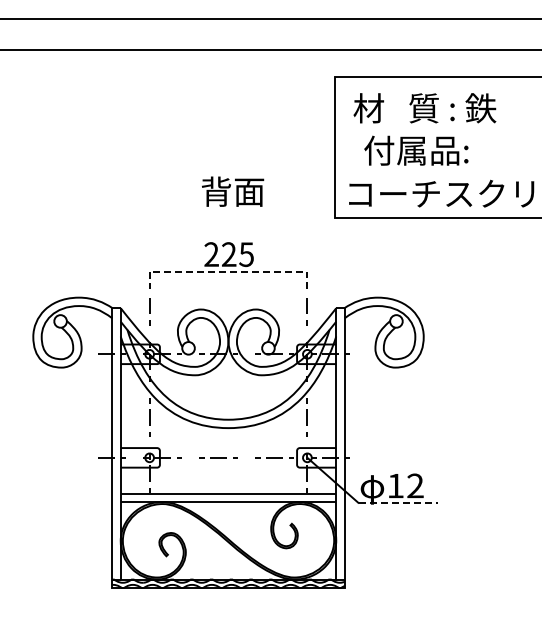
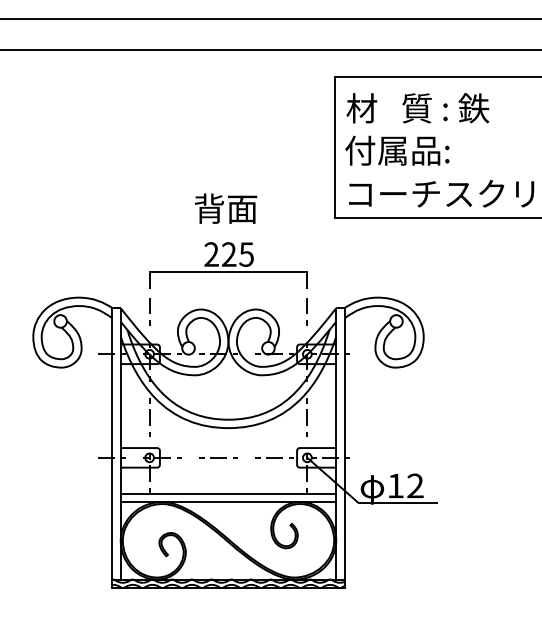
text position: (424, 108) -> (417, 108) (417, 108)
text position: (416, 150) -> (397, 150) (397, 150)
text position: (233, 191) -> (226, 208) (226, 208)
line: dashed -> solid (228, 271)
line: dashed -> solid (398, 503)
